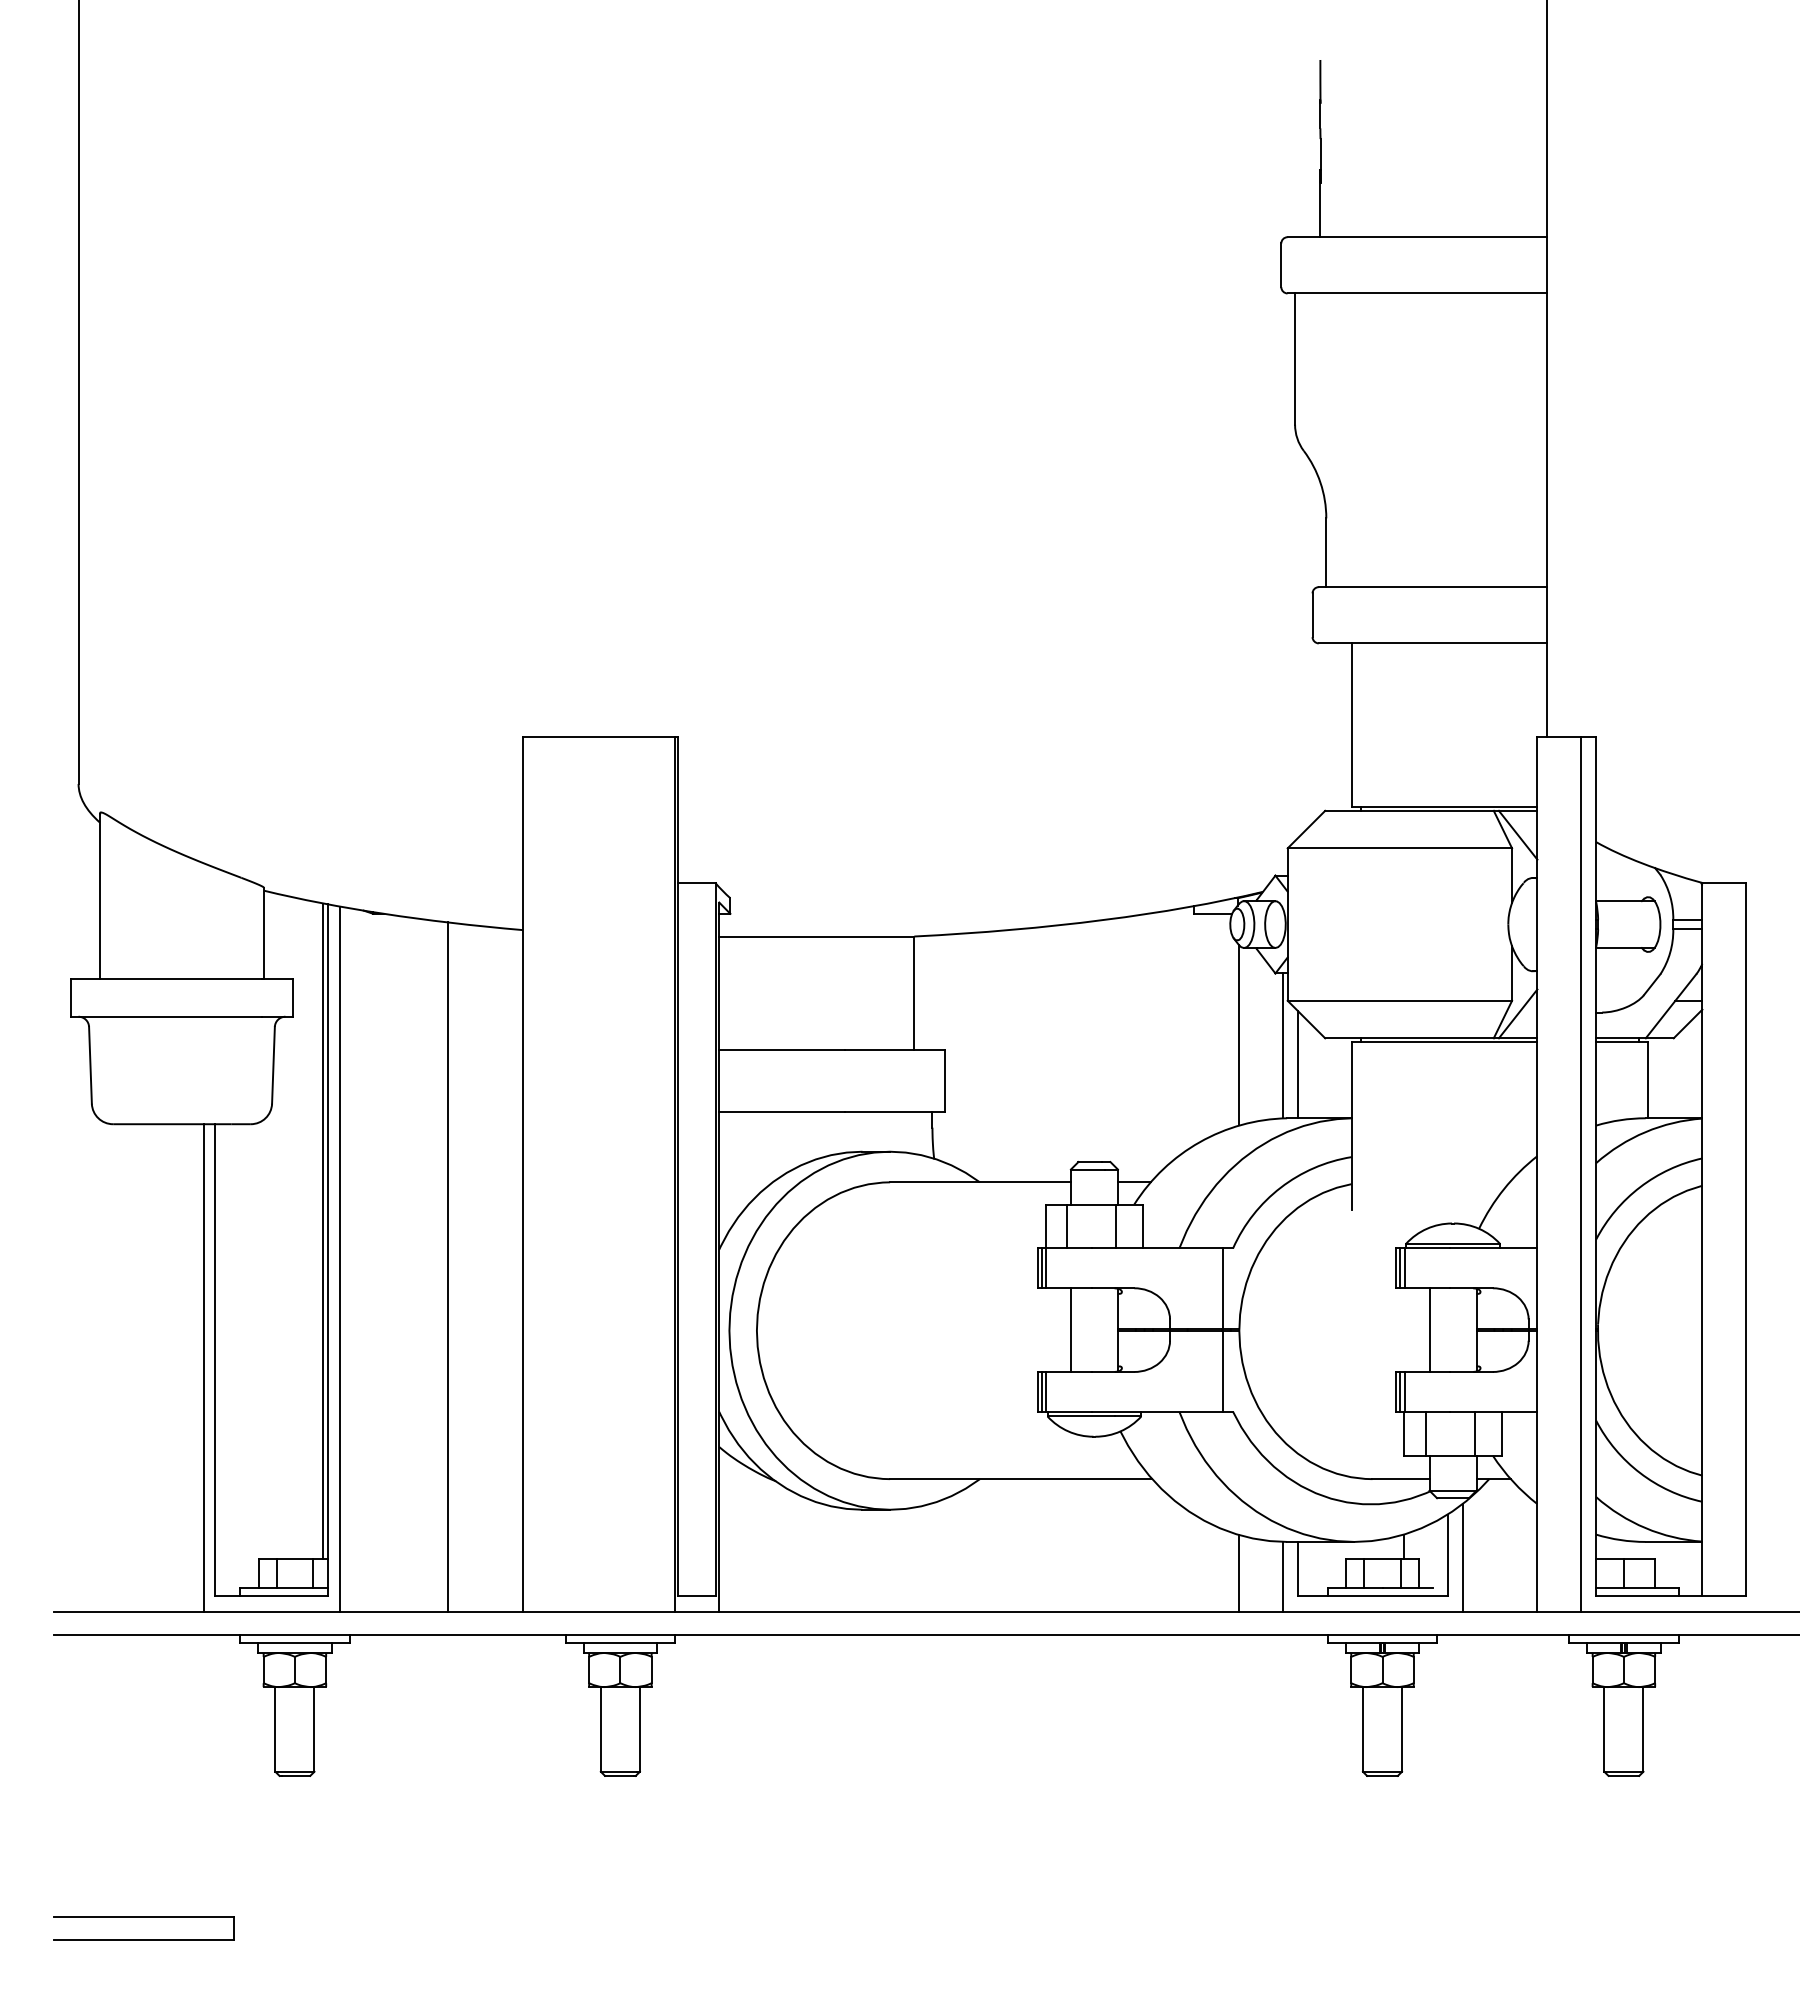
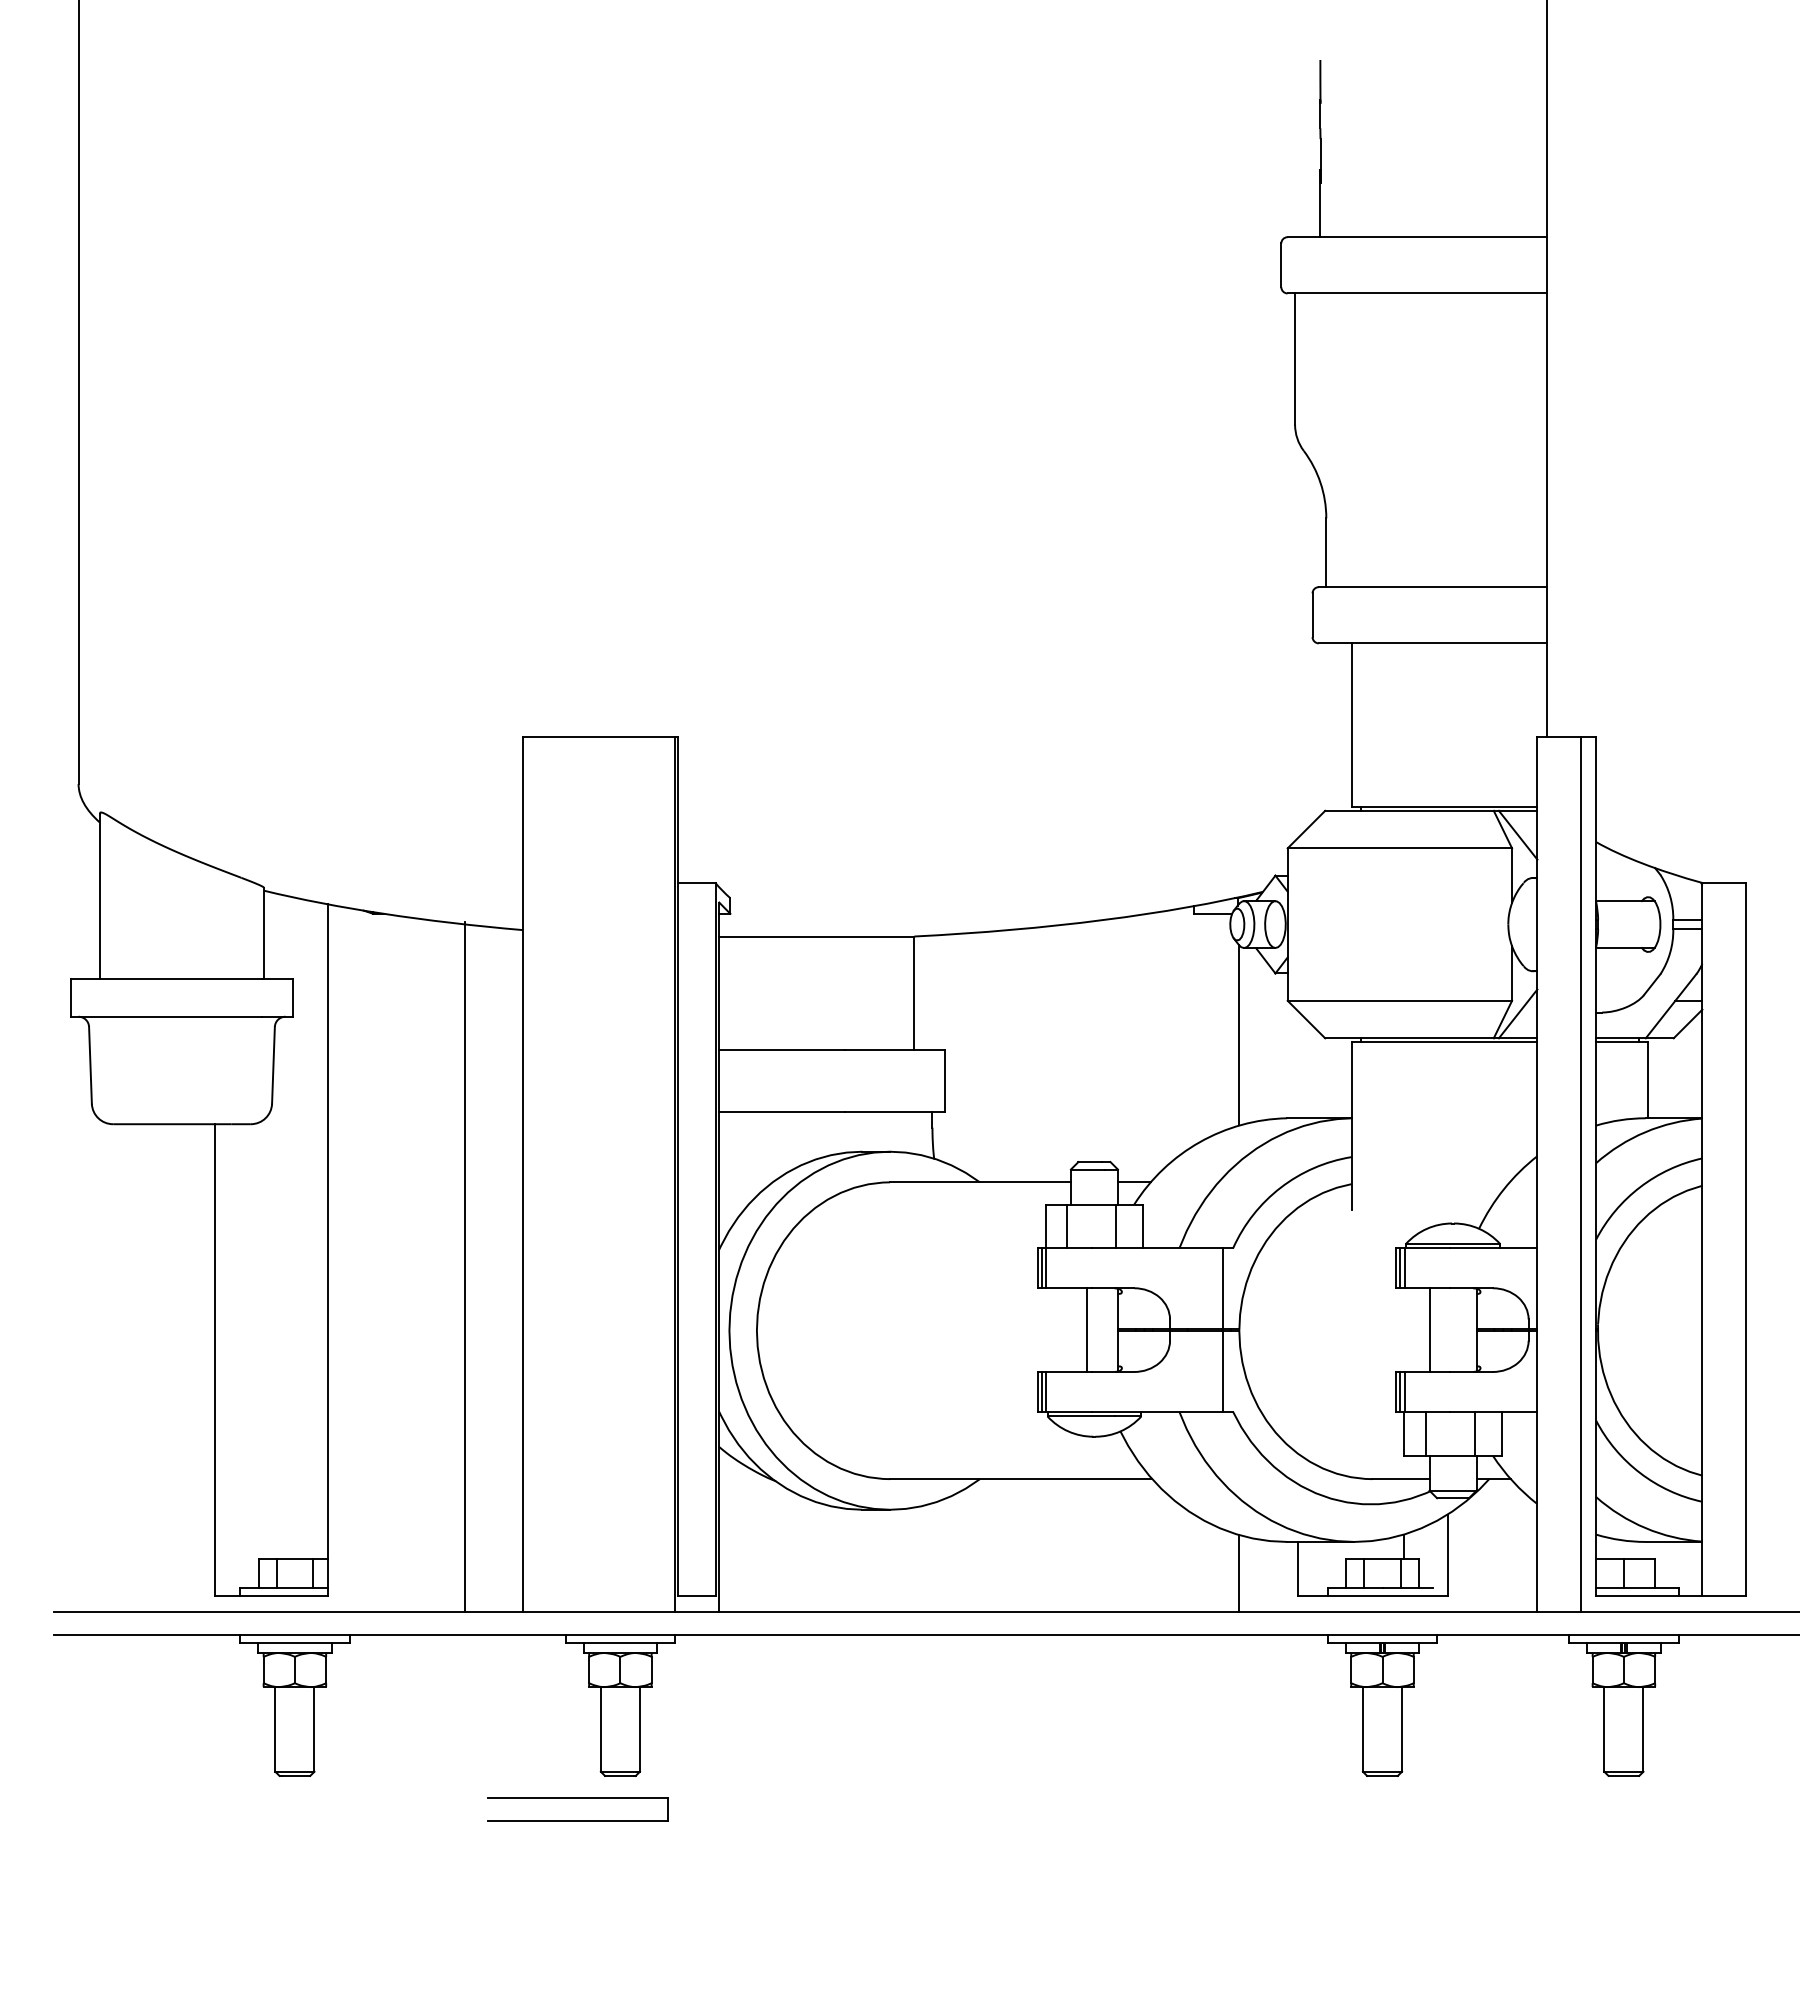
line: present -> none (1282, 1045)
line: present -> none (1297, 1064)
line: present -> none (323, 1231)
line: present -> none (339, 1258)
line position: (447, 1266) -> (464, 1266) (464, 1266)
line position: (1070, 1329) -> (1086, 1329) (1086, 1329)
line: present -> none (204, 1367)
line: present -> none (1462, 1557)
line: present -> none (1282, 1576)
part position: (143, 1917) -> (577, 1798) (577, 1798)
